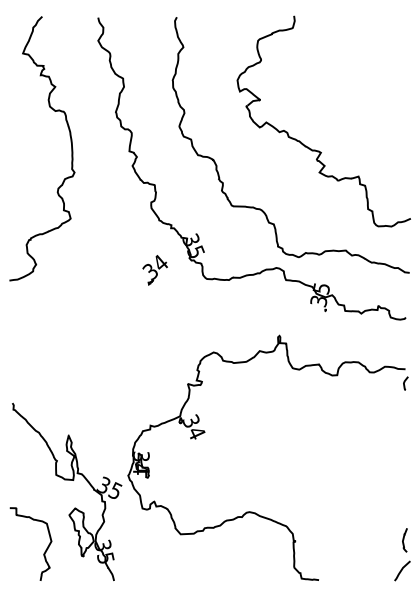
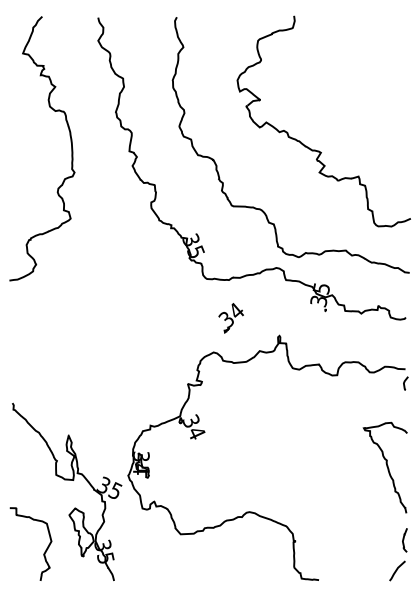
part position: (154, 270) -> (230, 318) (230, 318)
curve: none -> present (386, 466)
curve position: (402, 570) -> (397, 570) (397, 570)
